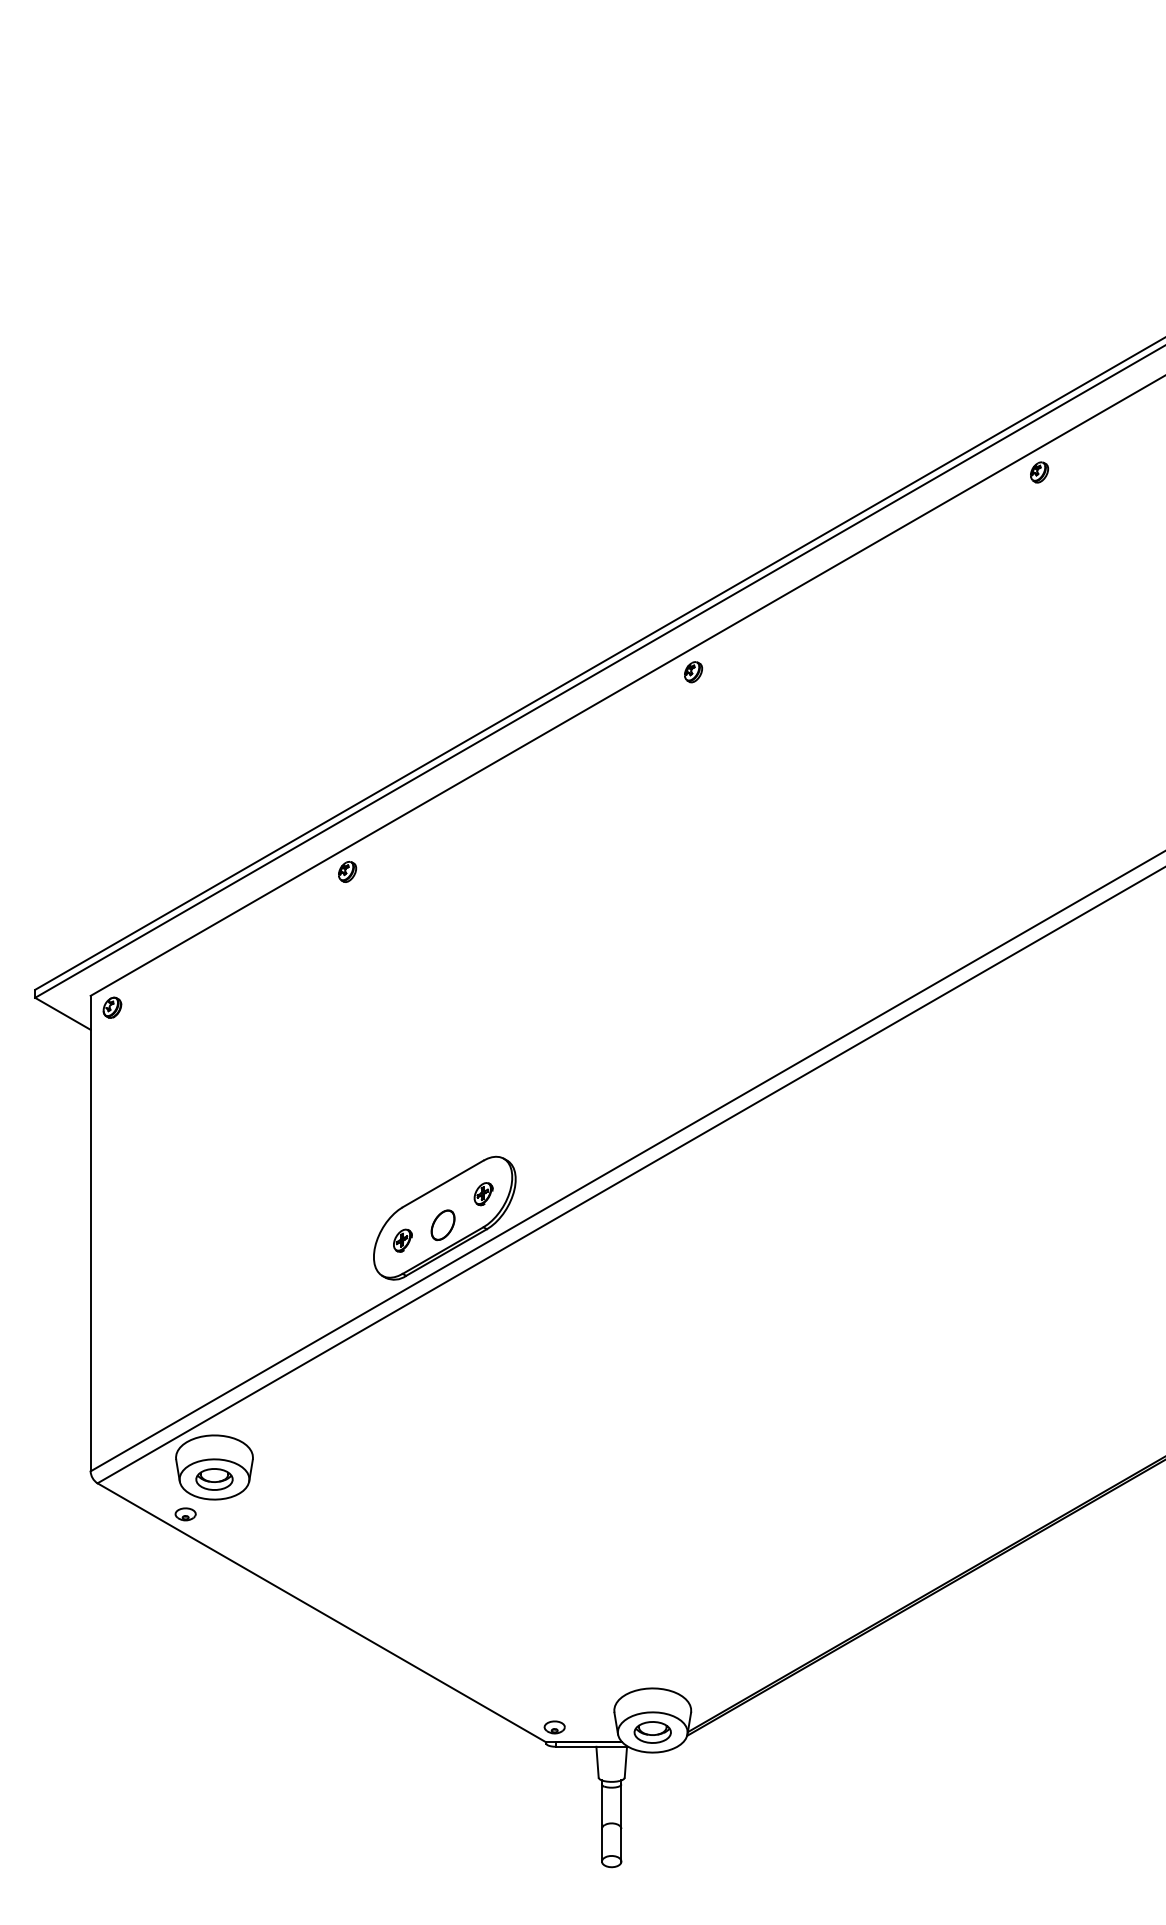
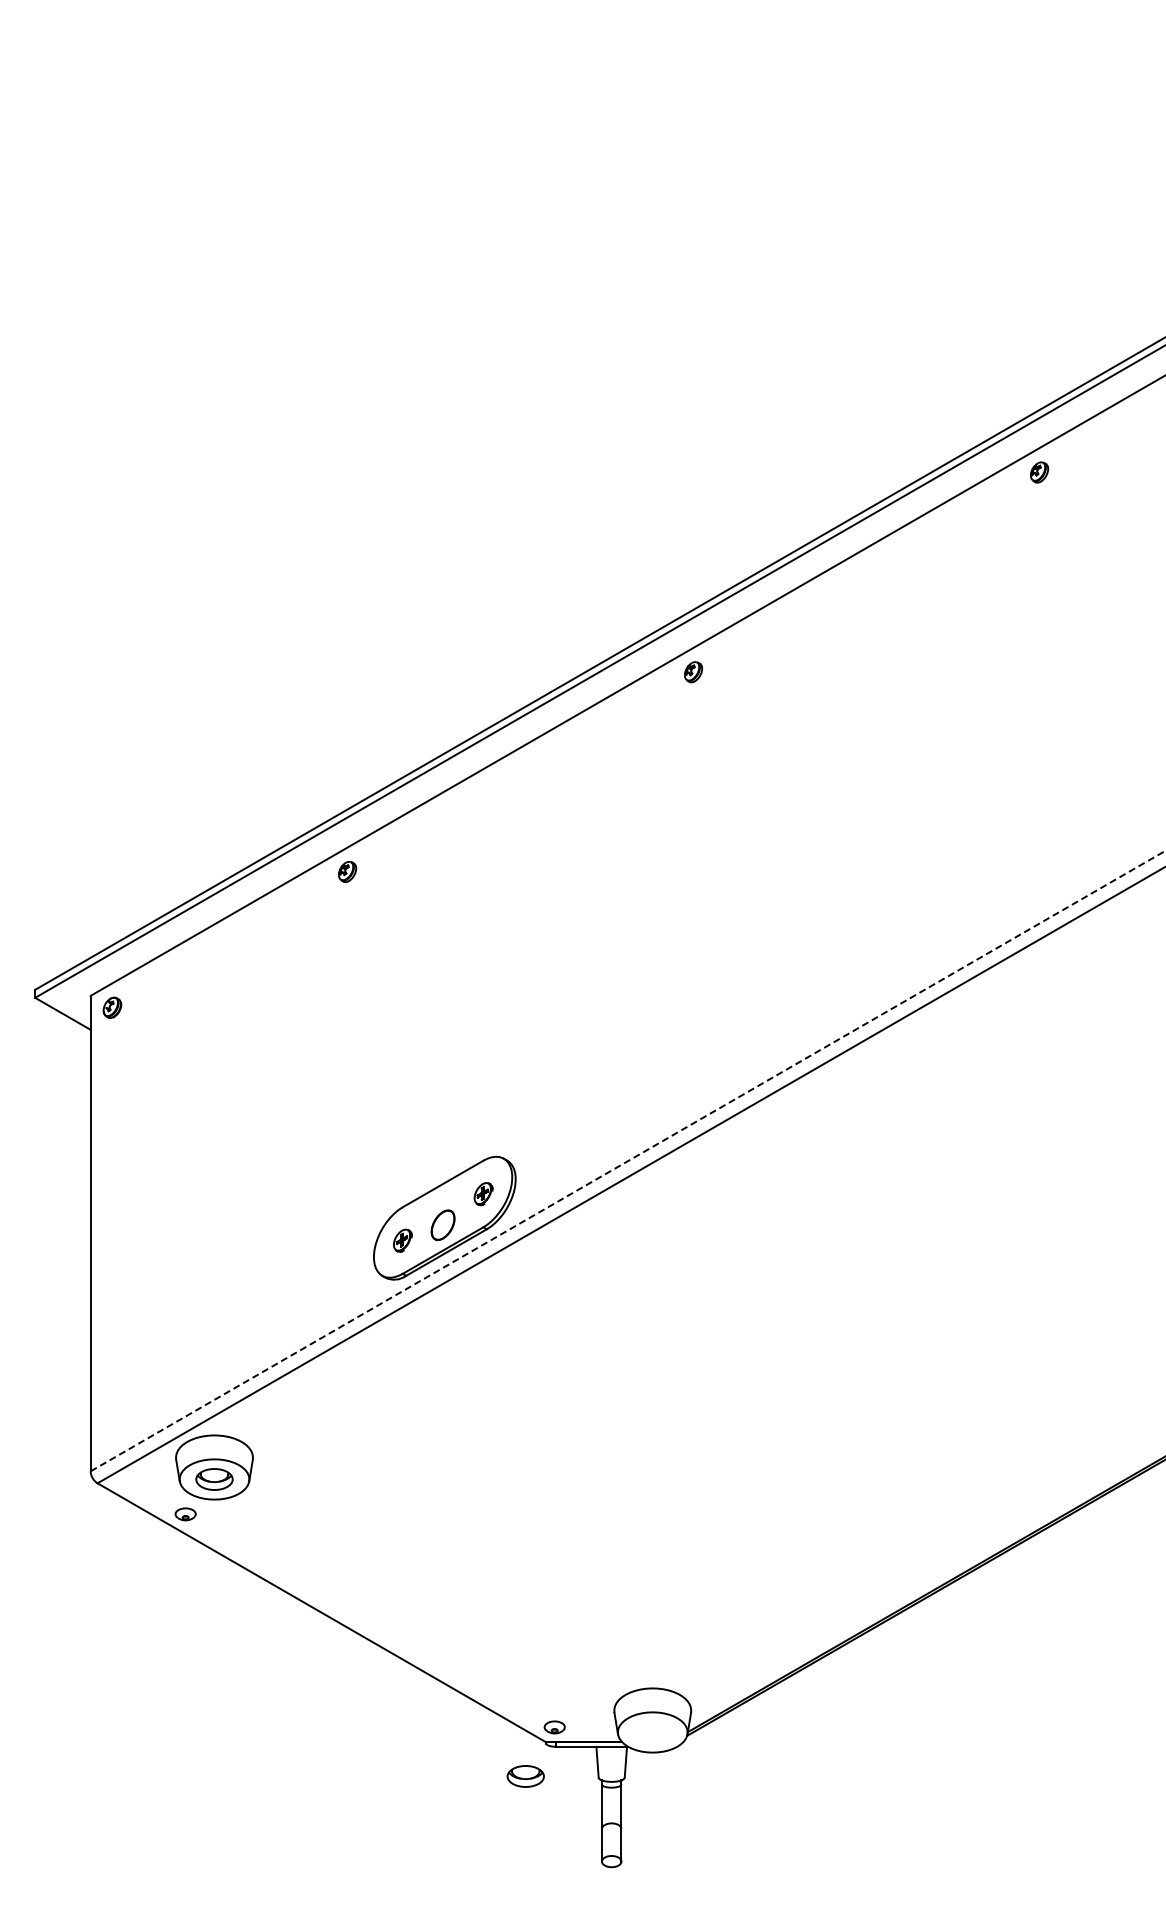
line: solid -> dashed (628, 1160)
part position: (652, 1732) -> (525, 1776) (525, 1776)
